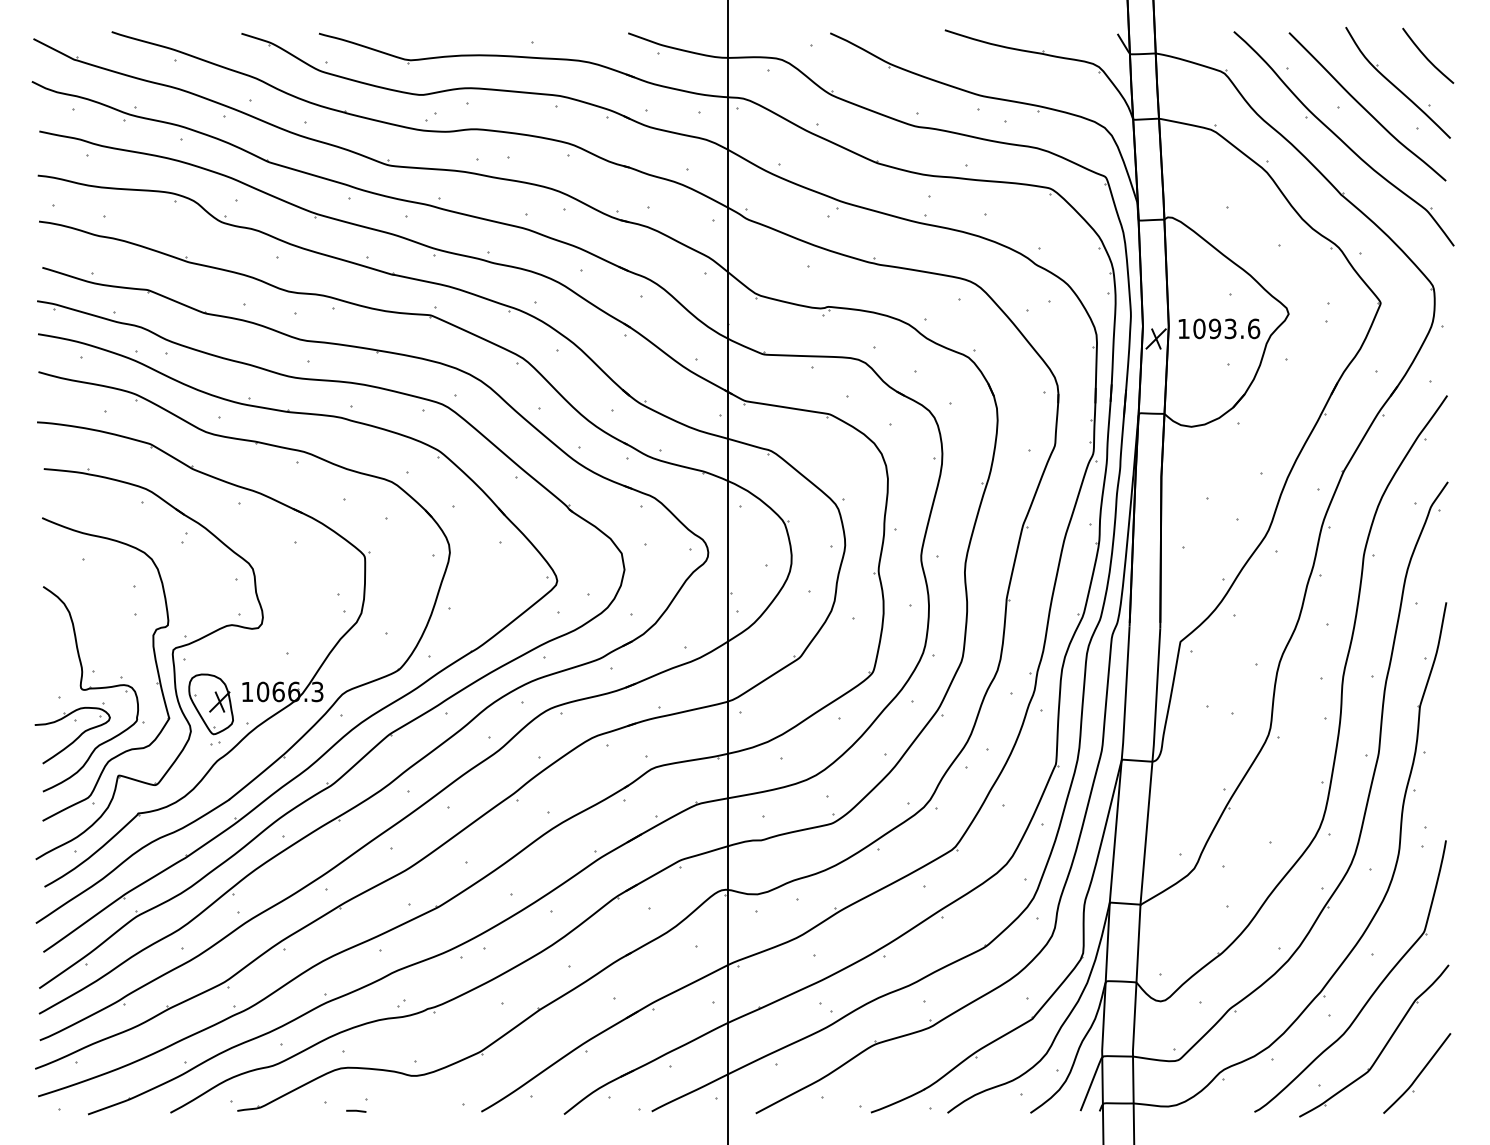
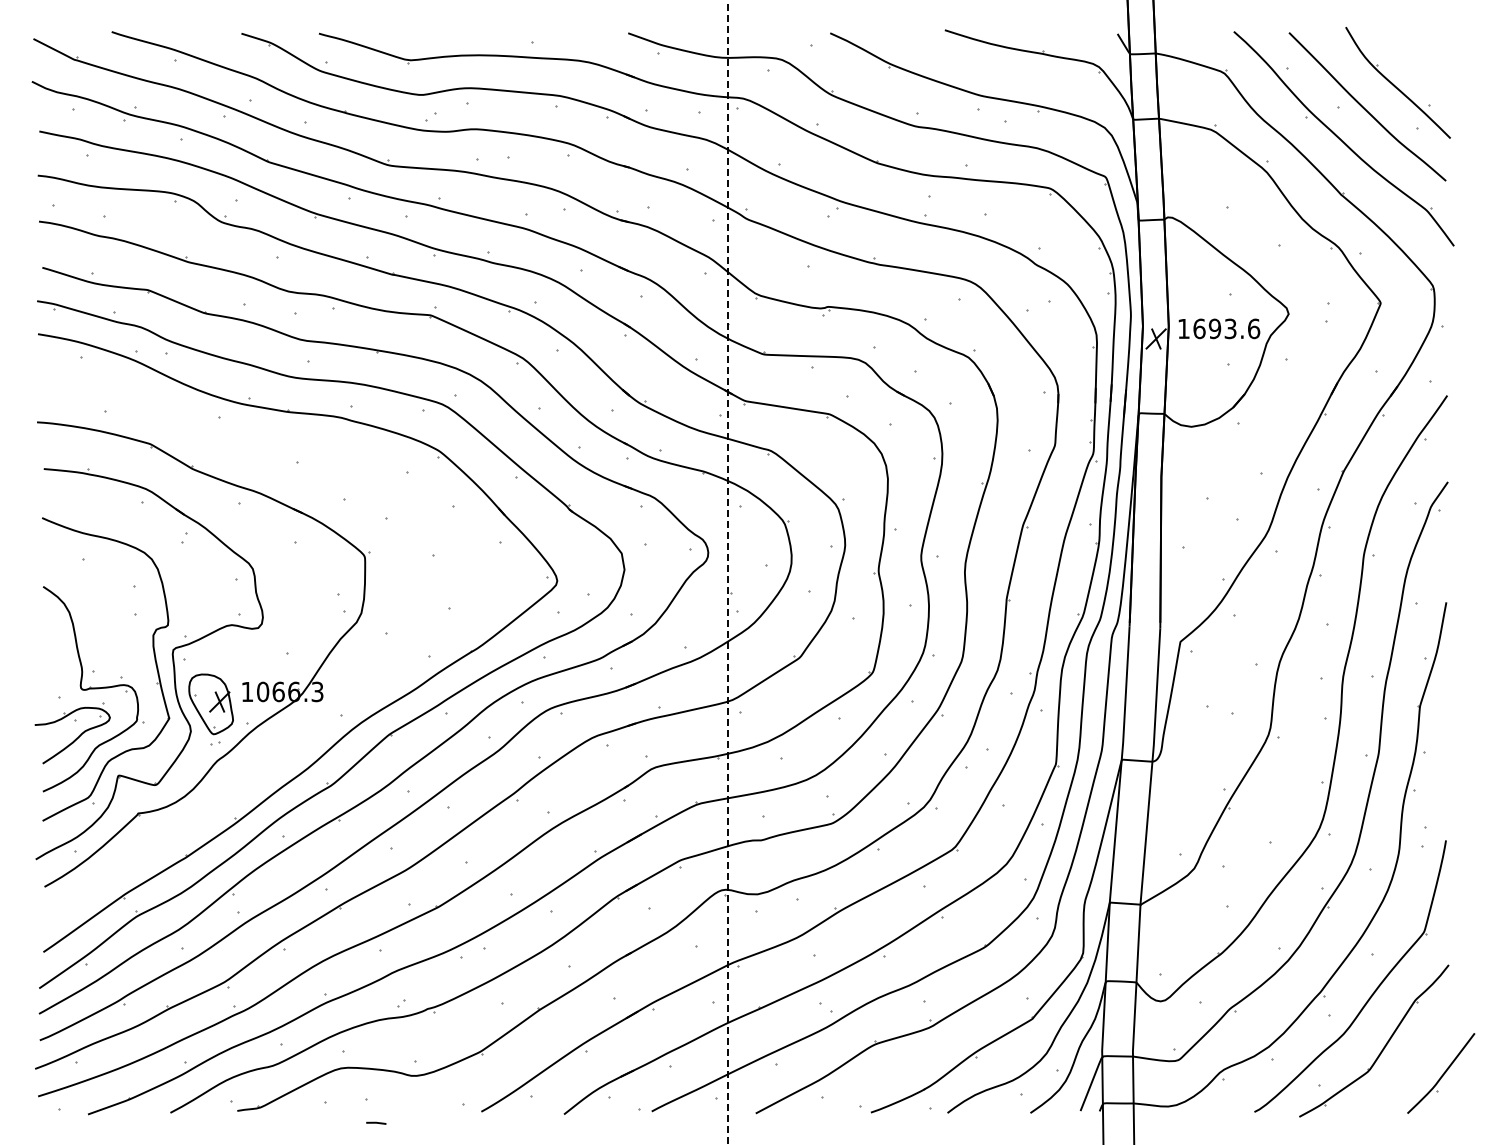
curve: present -> none (1426, 56)
text: 1093.6 -> 1693.6 (1199, 328)
line: solid -> dashed (728, 572)
part: present -> none (316, 721)
part position: (1417, 1073) -> (1441, 1073) (1441, 1073)
line position: (356, 1110) -> (376, 1122) (376, 1122)
